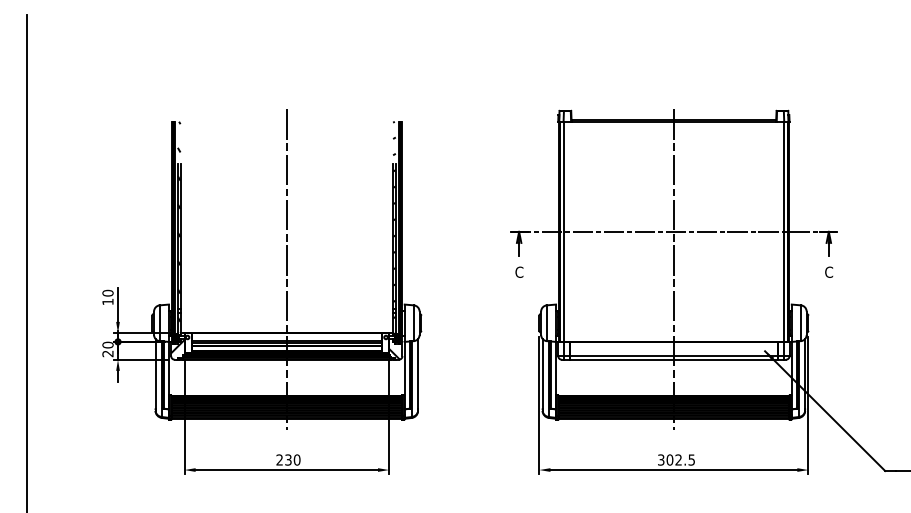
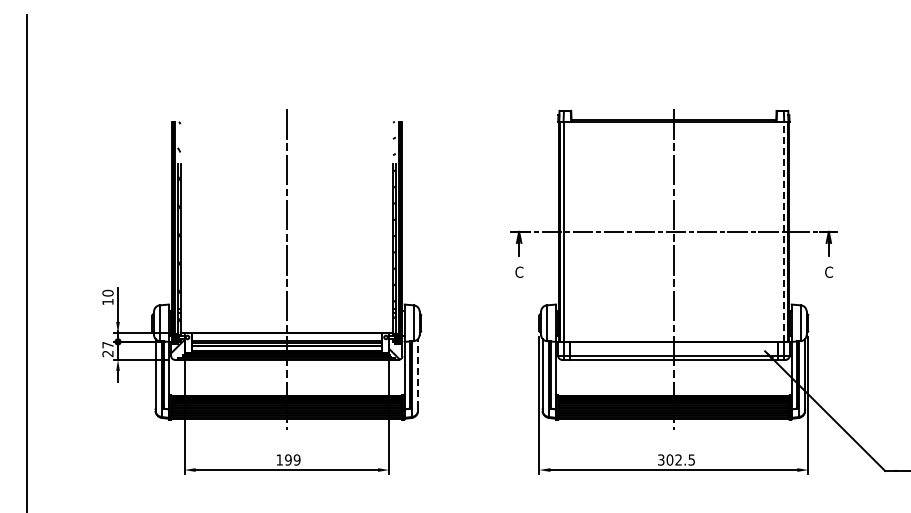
line: solid -> dashed (783, 231)
text: 20 -> 27 (107, 344)
line: solid -> dashed (418, 373)
text: 230 -> 199 (288, 459)
